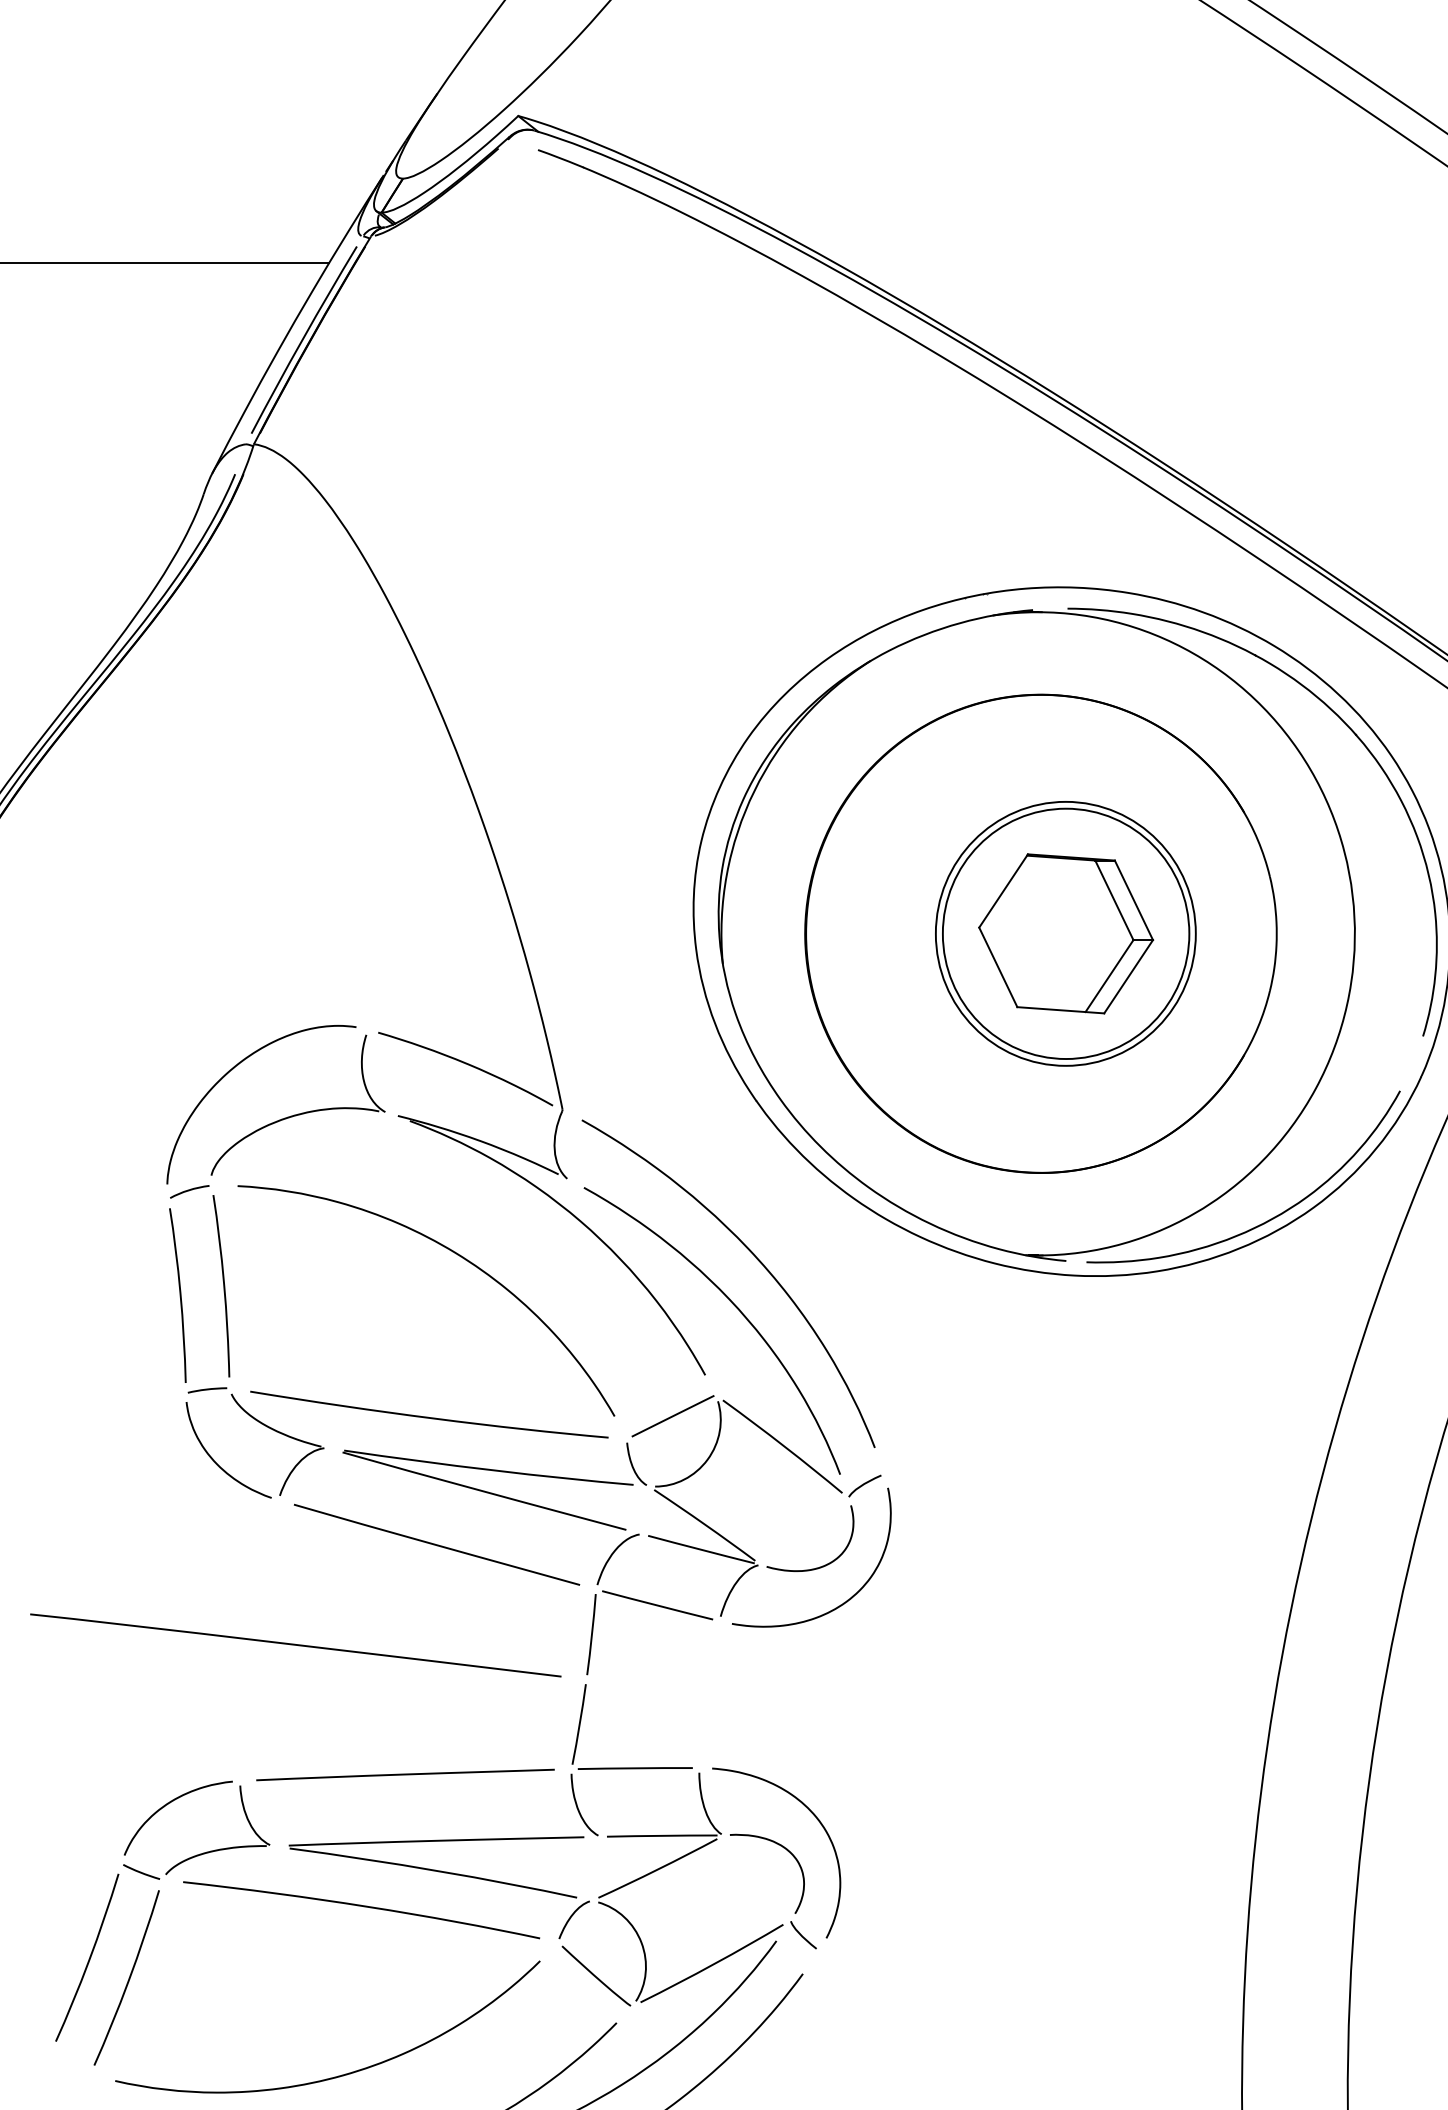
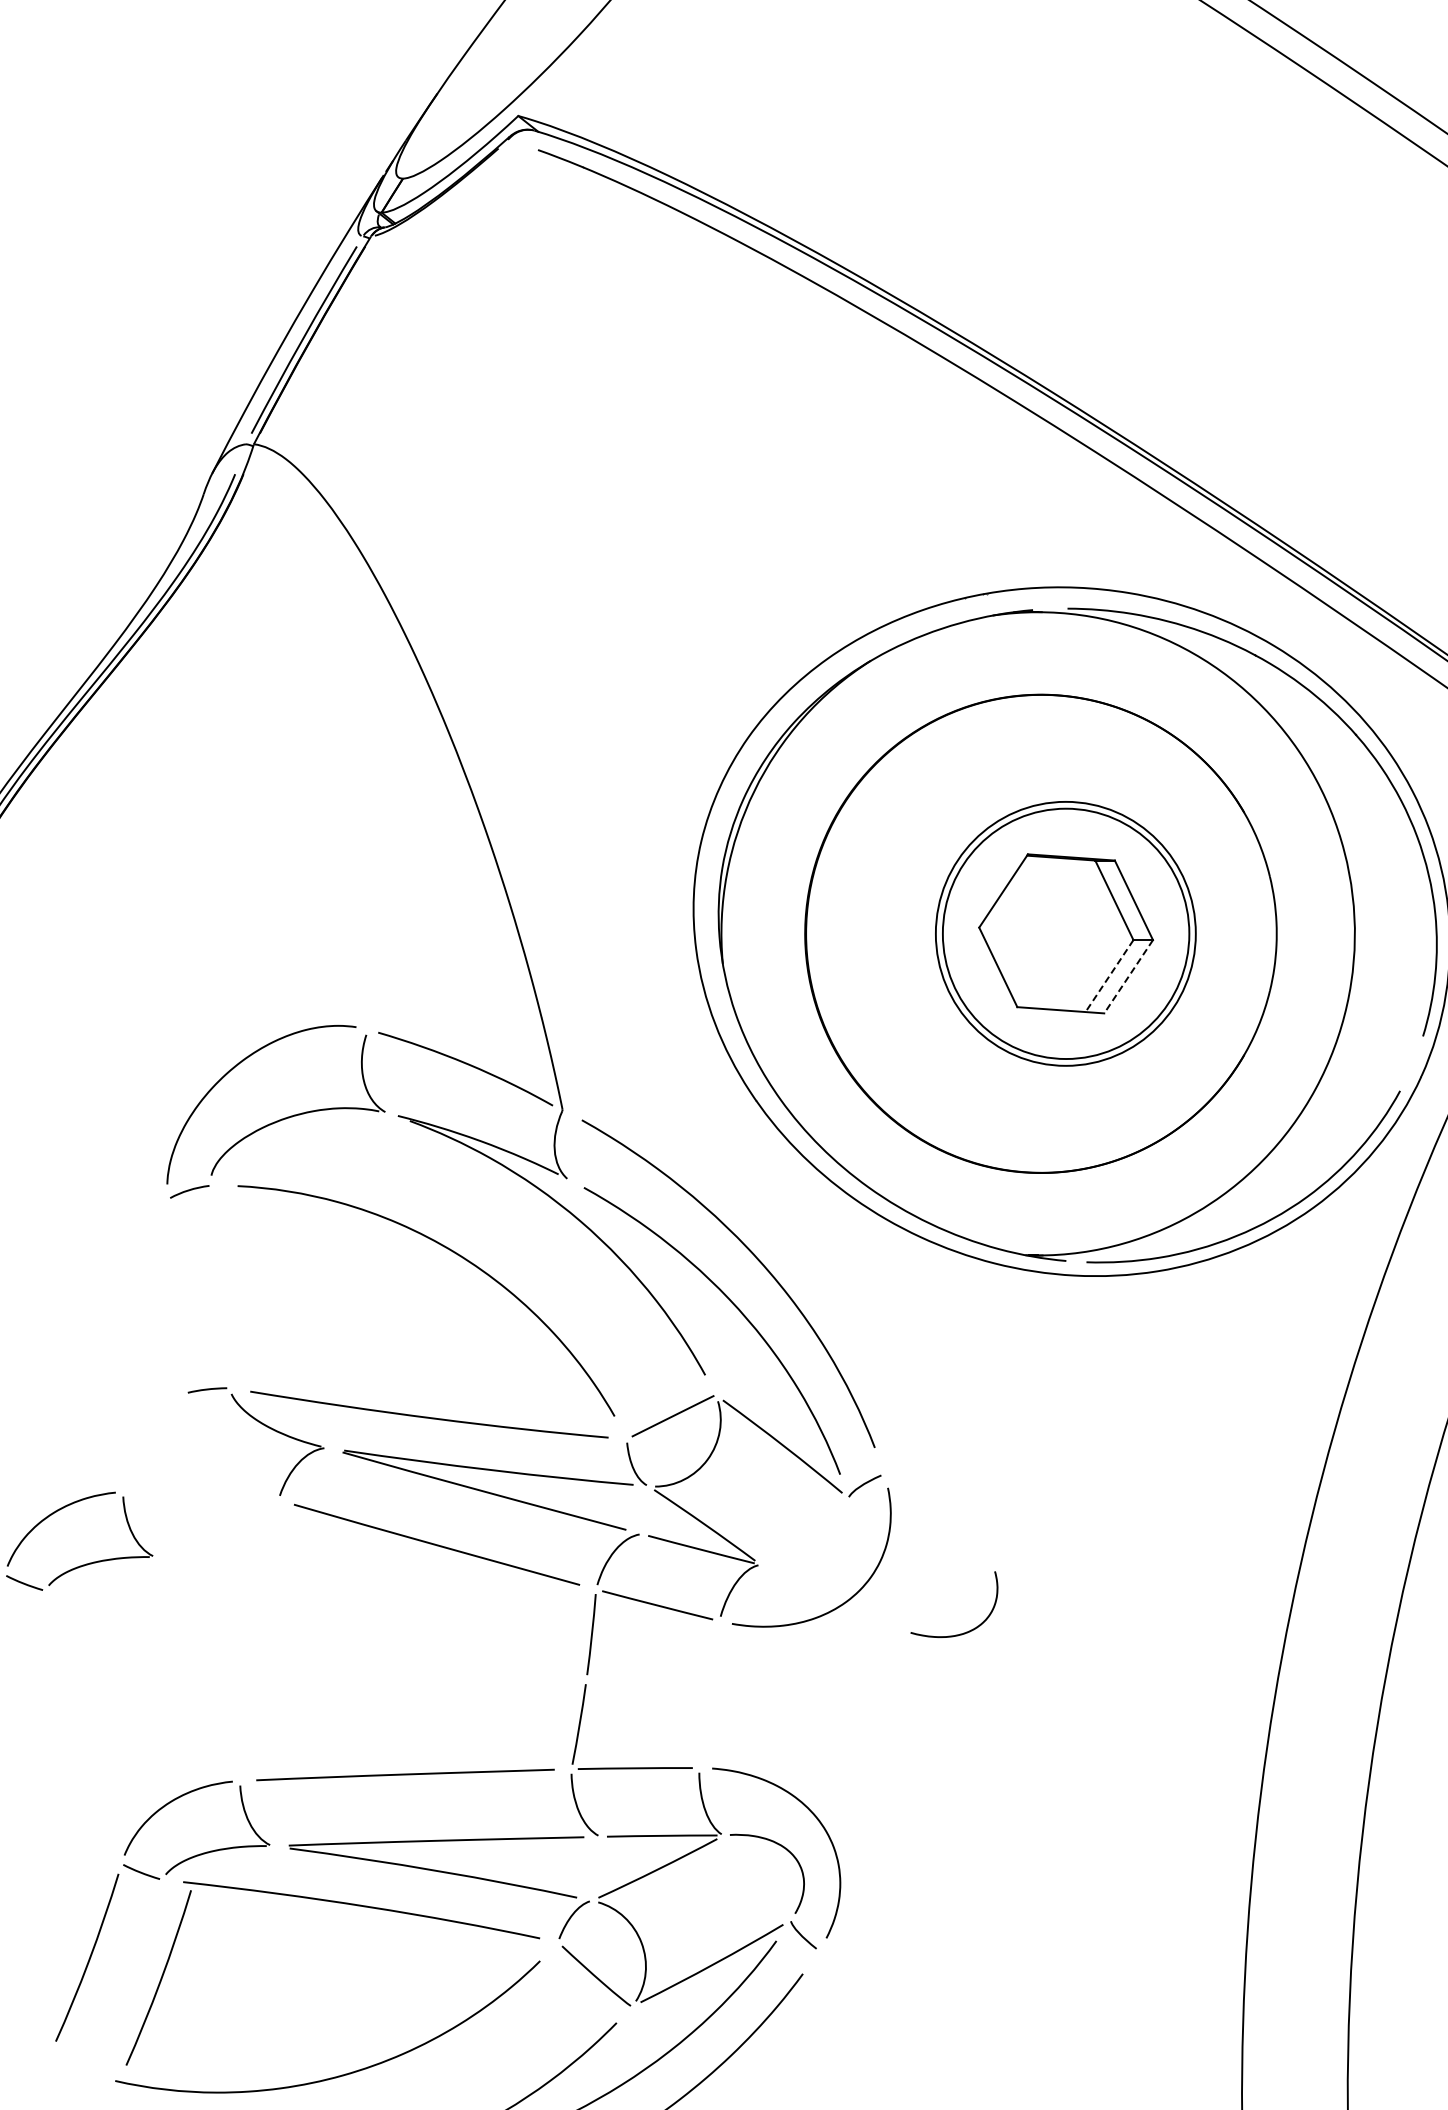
line: present -> none (165, 263)
line: solid -> dashed (1109, 976)
line: solid -> dashed (1128, 977)
curve: present -> none (223, 1286)
curve: present -> none (179, 1295)
curve: present -> none (216, 1462)
part: none -> present (86, 1563)
curve position: (819, 1566) -> (963, 1632) (963, 1632)
line: present -> none (295, 1645)
curve position: (128, 1978) -> (160, 1978) (160, 1978)
